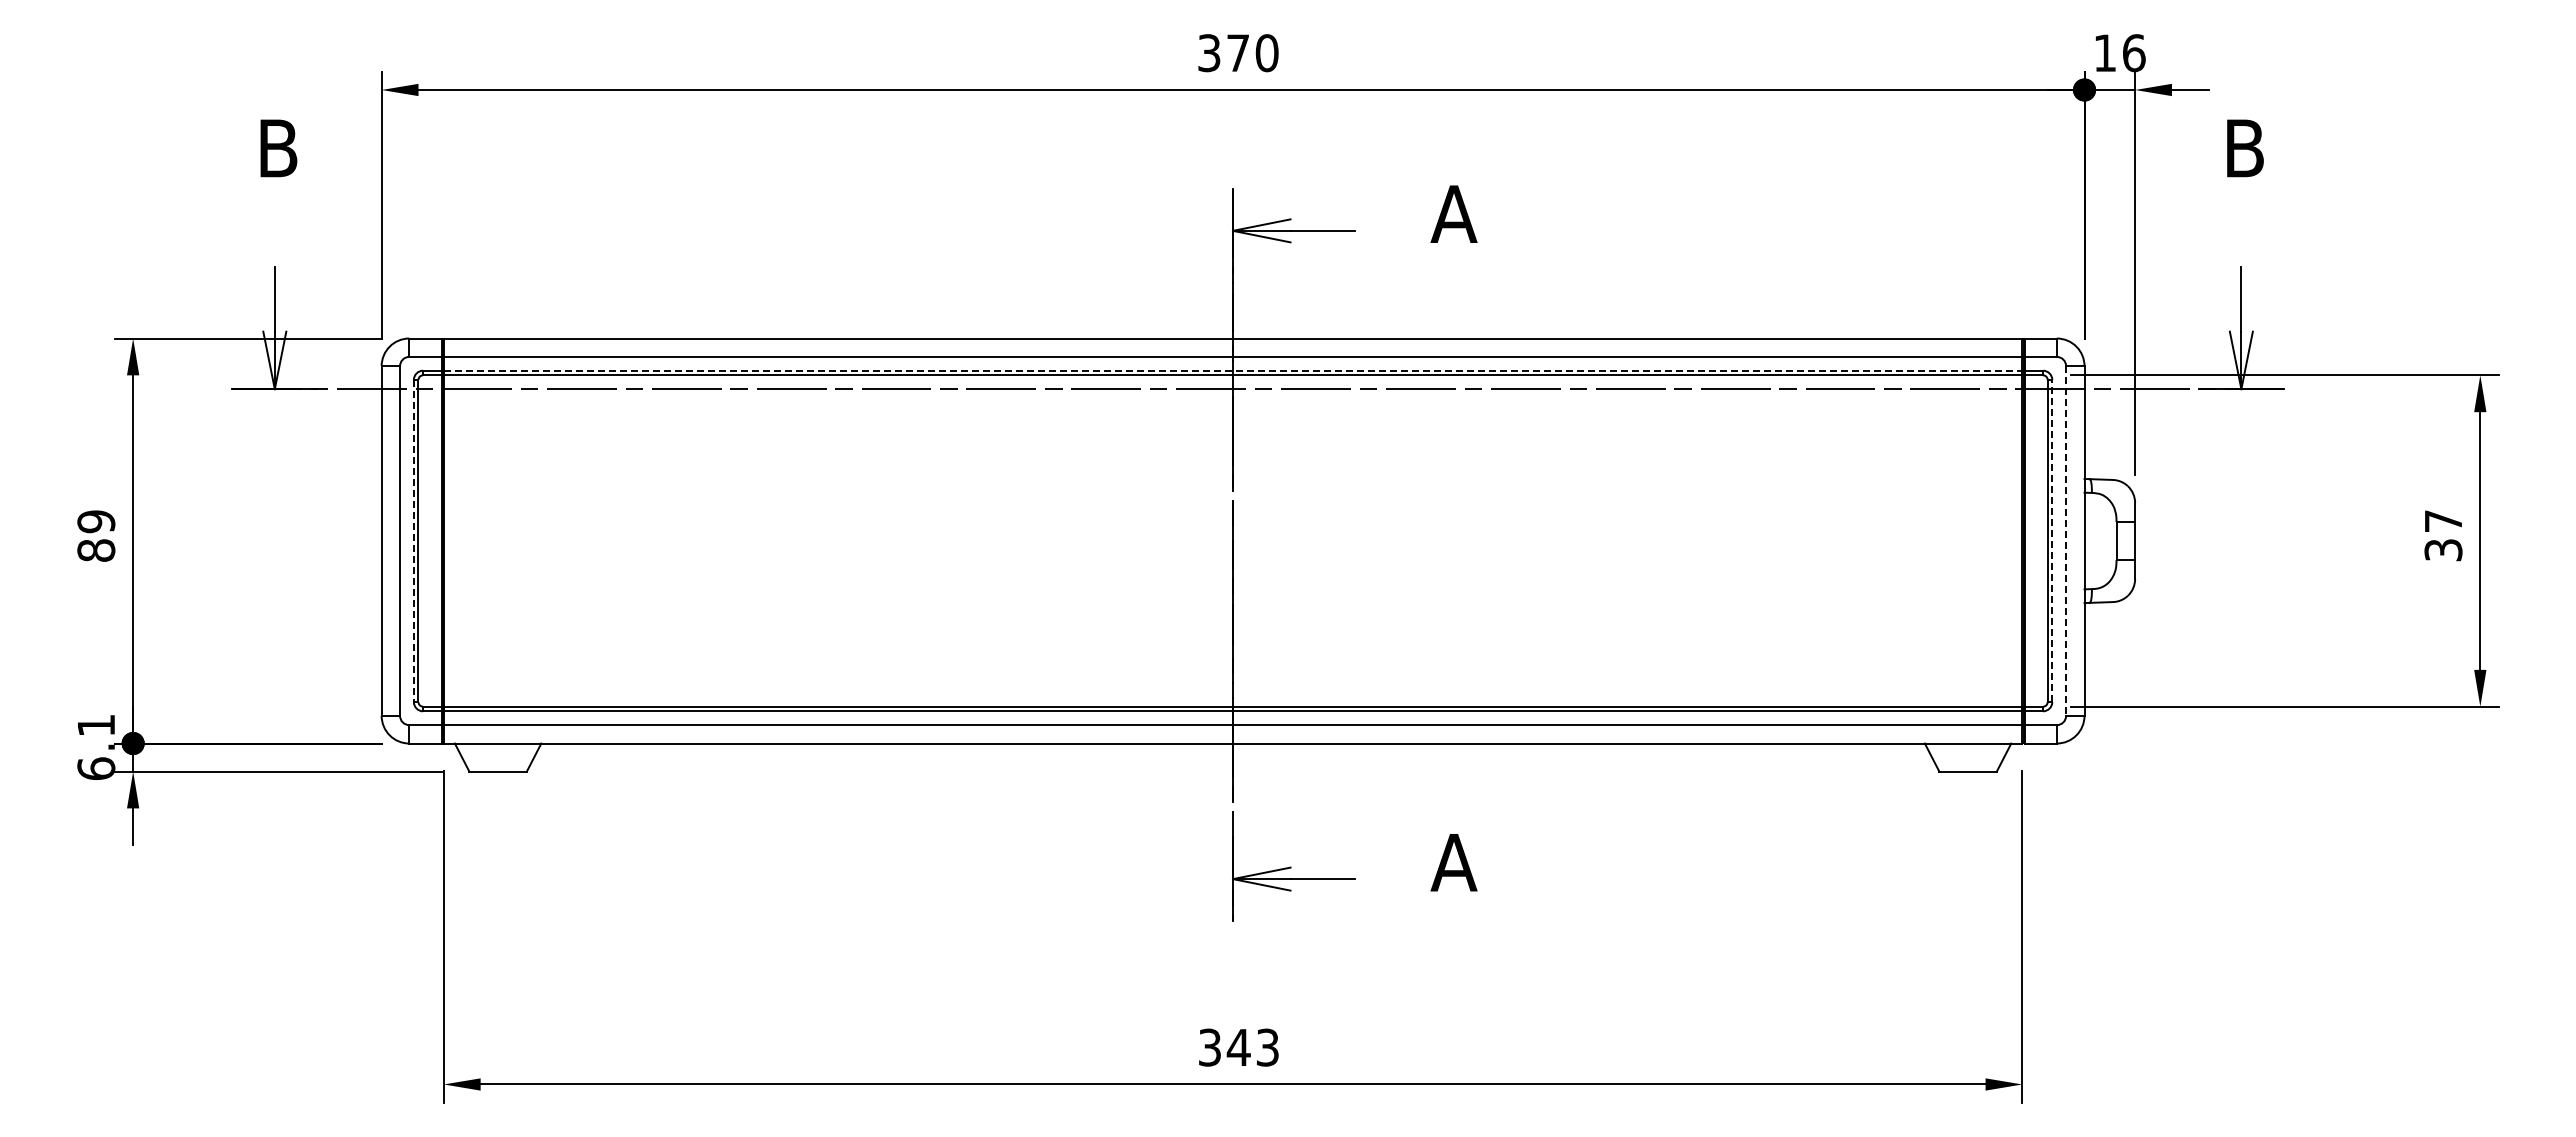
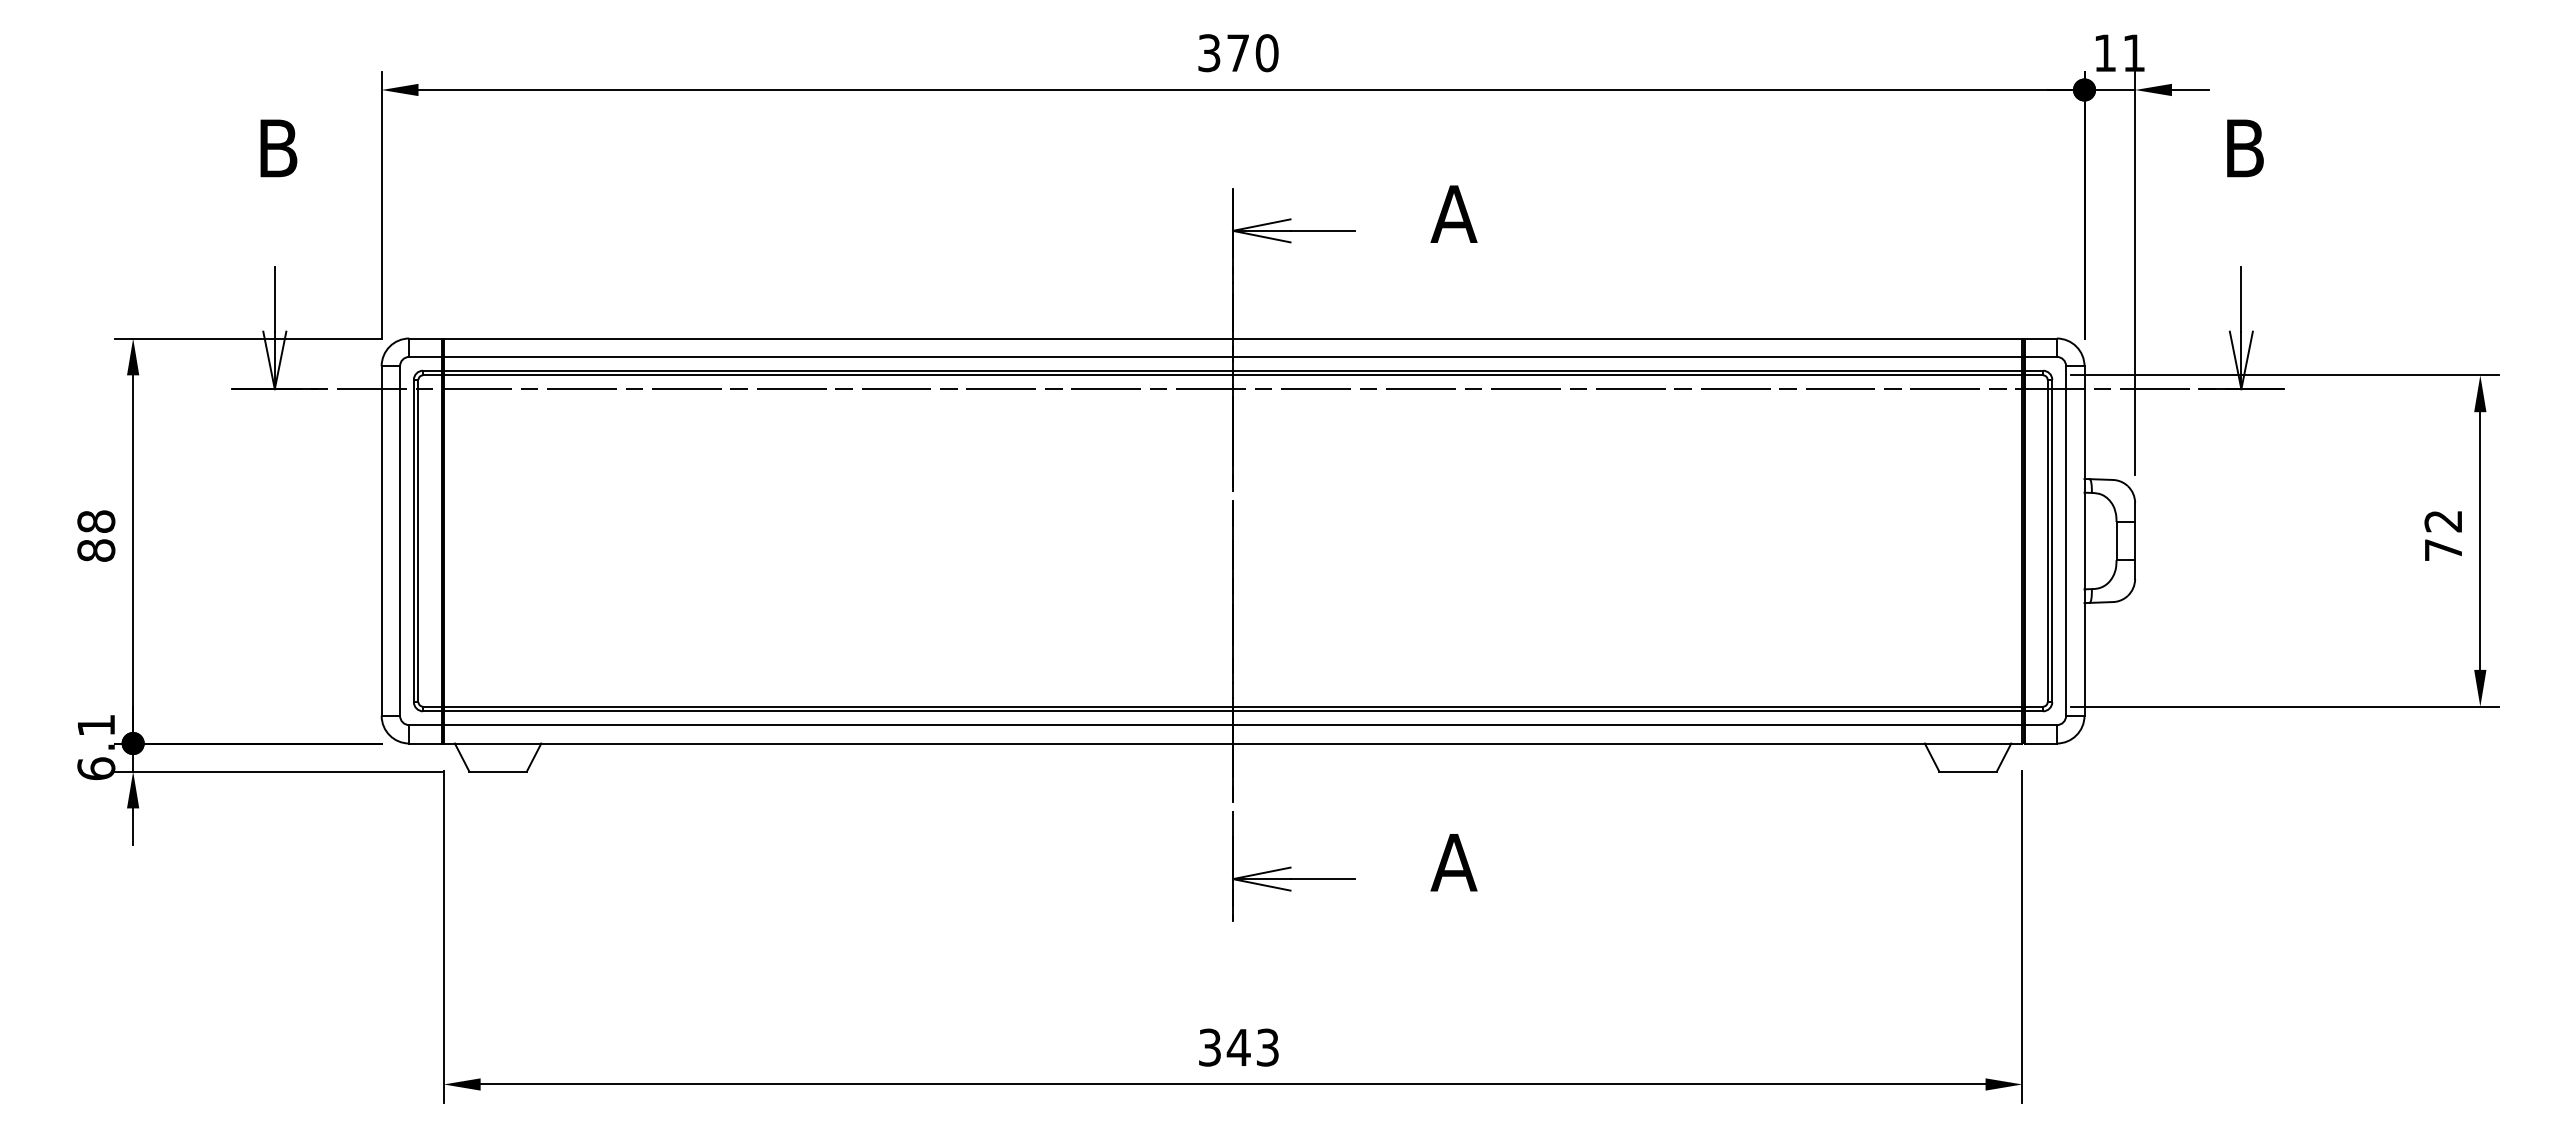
text: 16 -> 11 (2134, 53)
line: dashed -> solid (1233, 370)
text: 89 -> 88 (96, 521)
text: 37 -> 72 (2443, 535)
line: dashed -> solid (2052, 540)
line: dashed -> solid (413, 541)
line: dashed -> solid (2066, 541)
